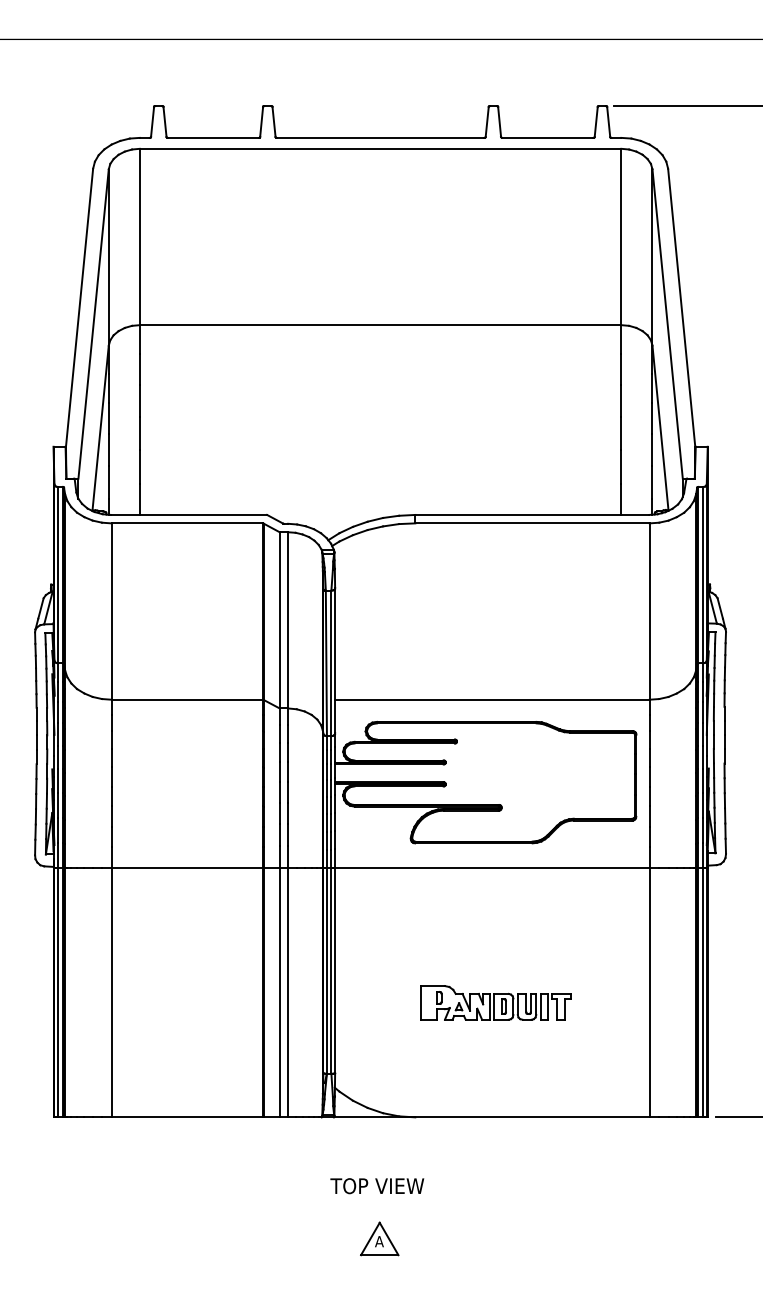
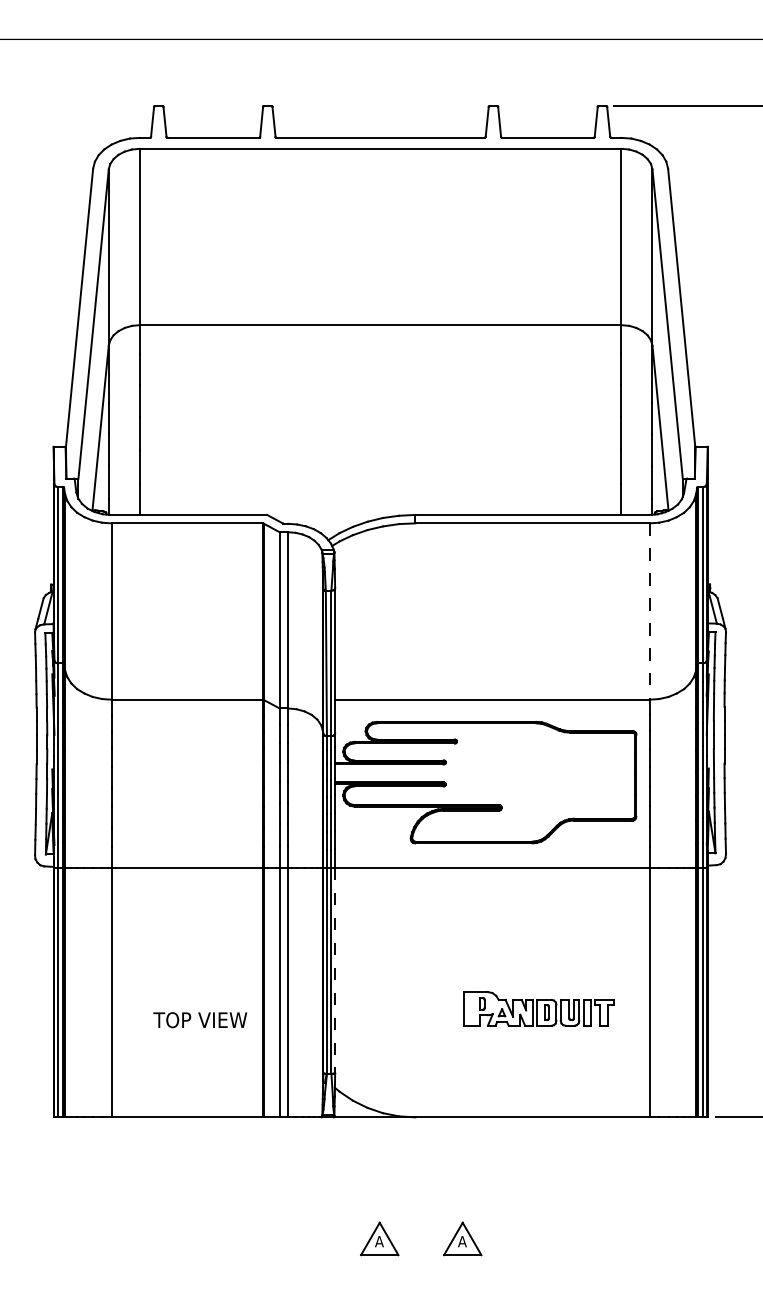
line: solid -> dashed (649, 612)
line: solid -> dashed (335, 970)
part position: (495, 1002) -> (538, 1008) (538, 1008)
text position: (377, 1186) -> (200, 1020) (200, 1020)
part: none -> present (462, 1238)
